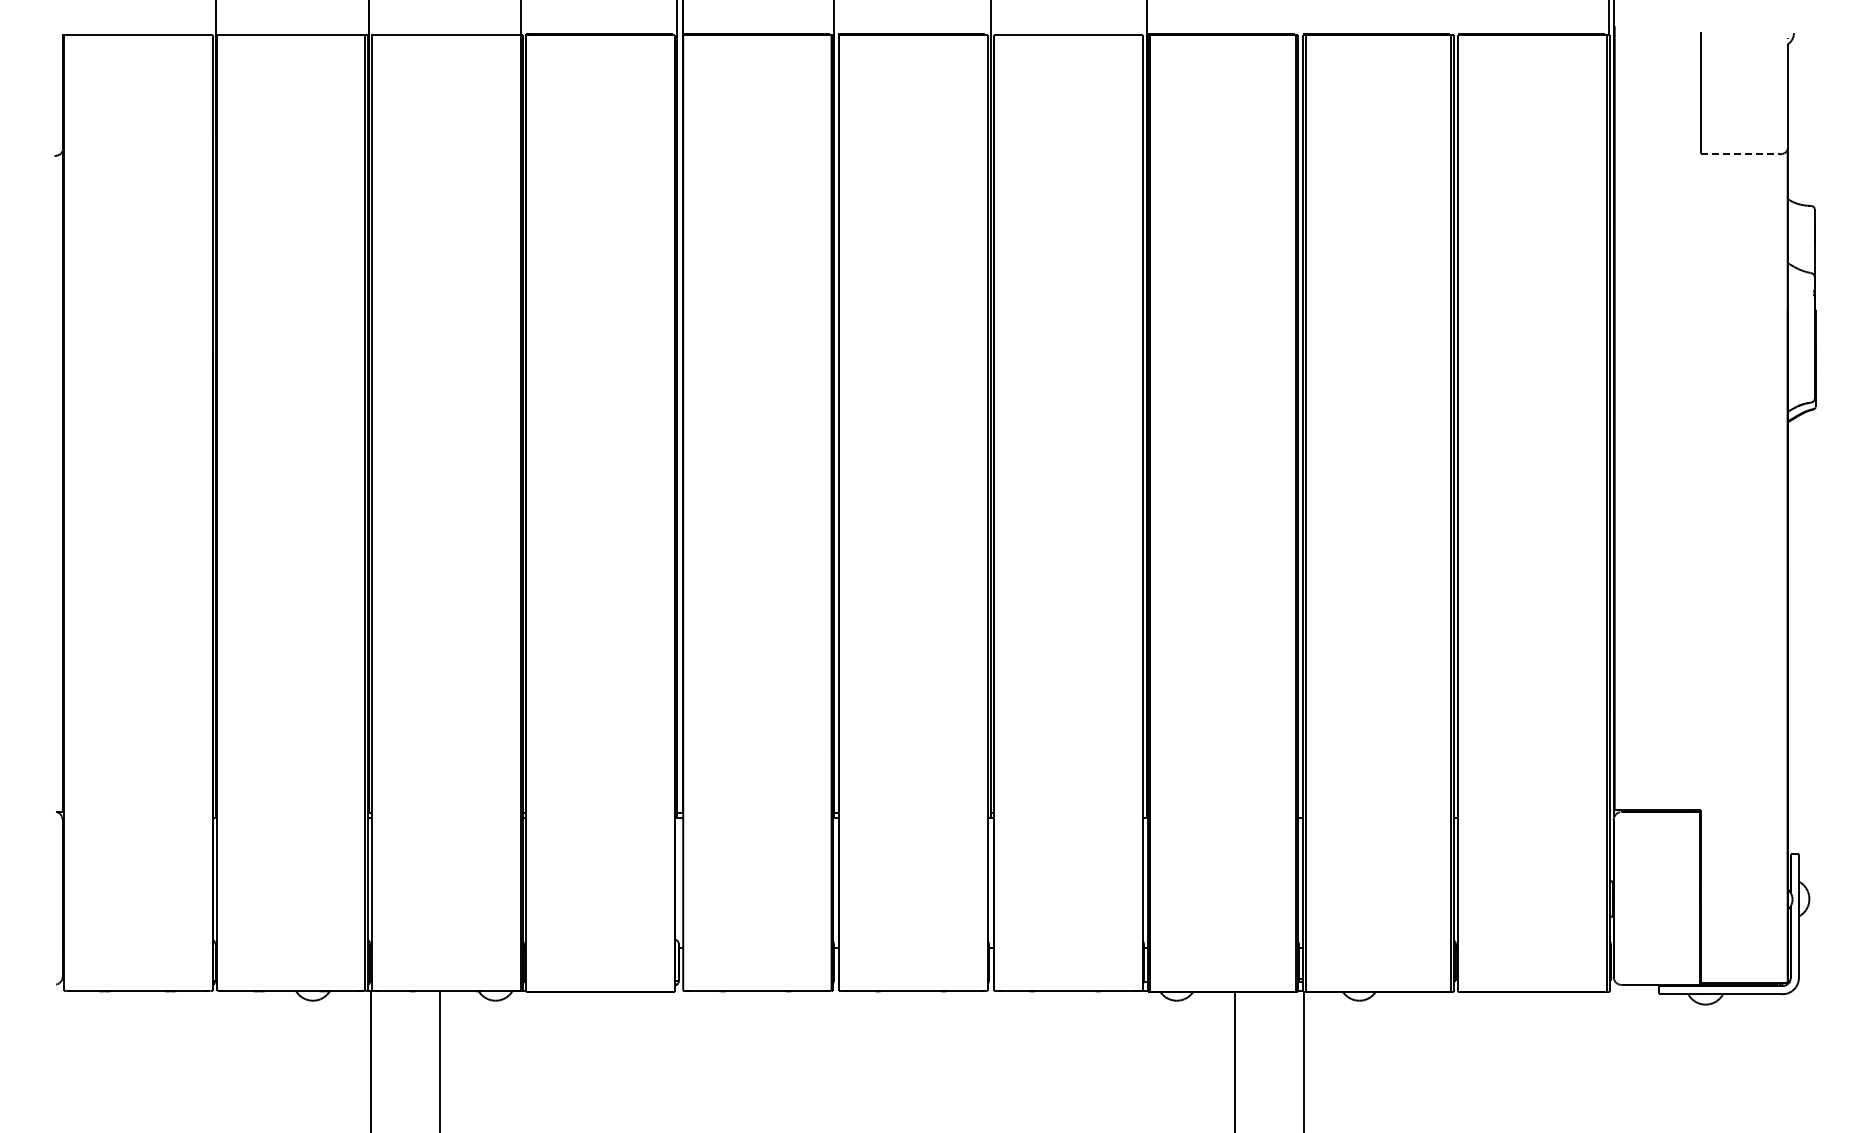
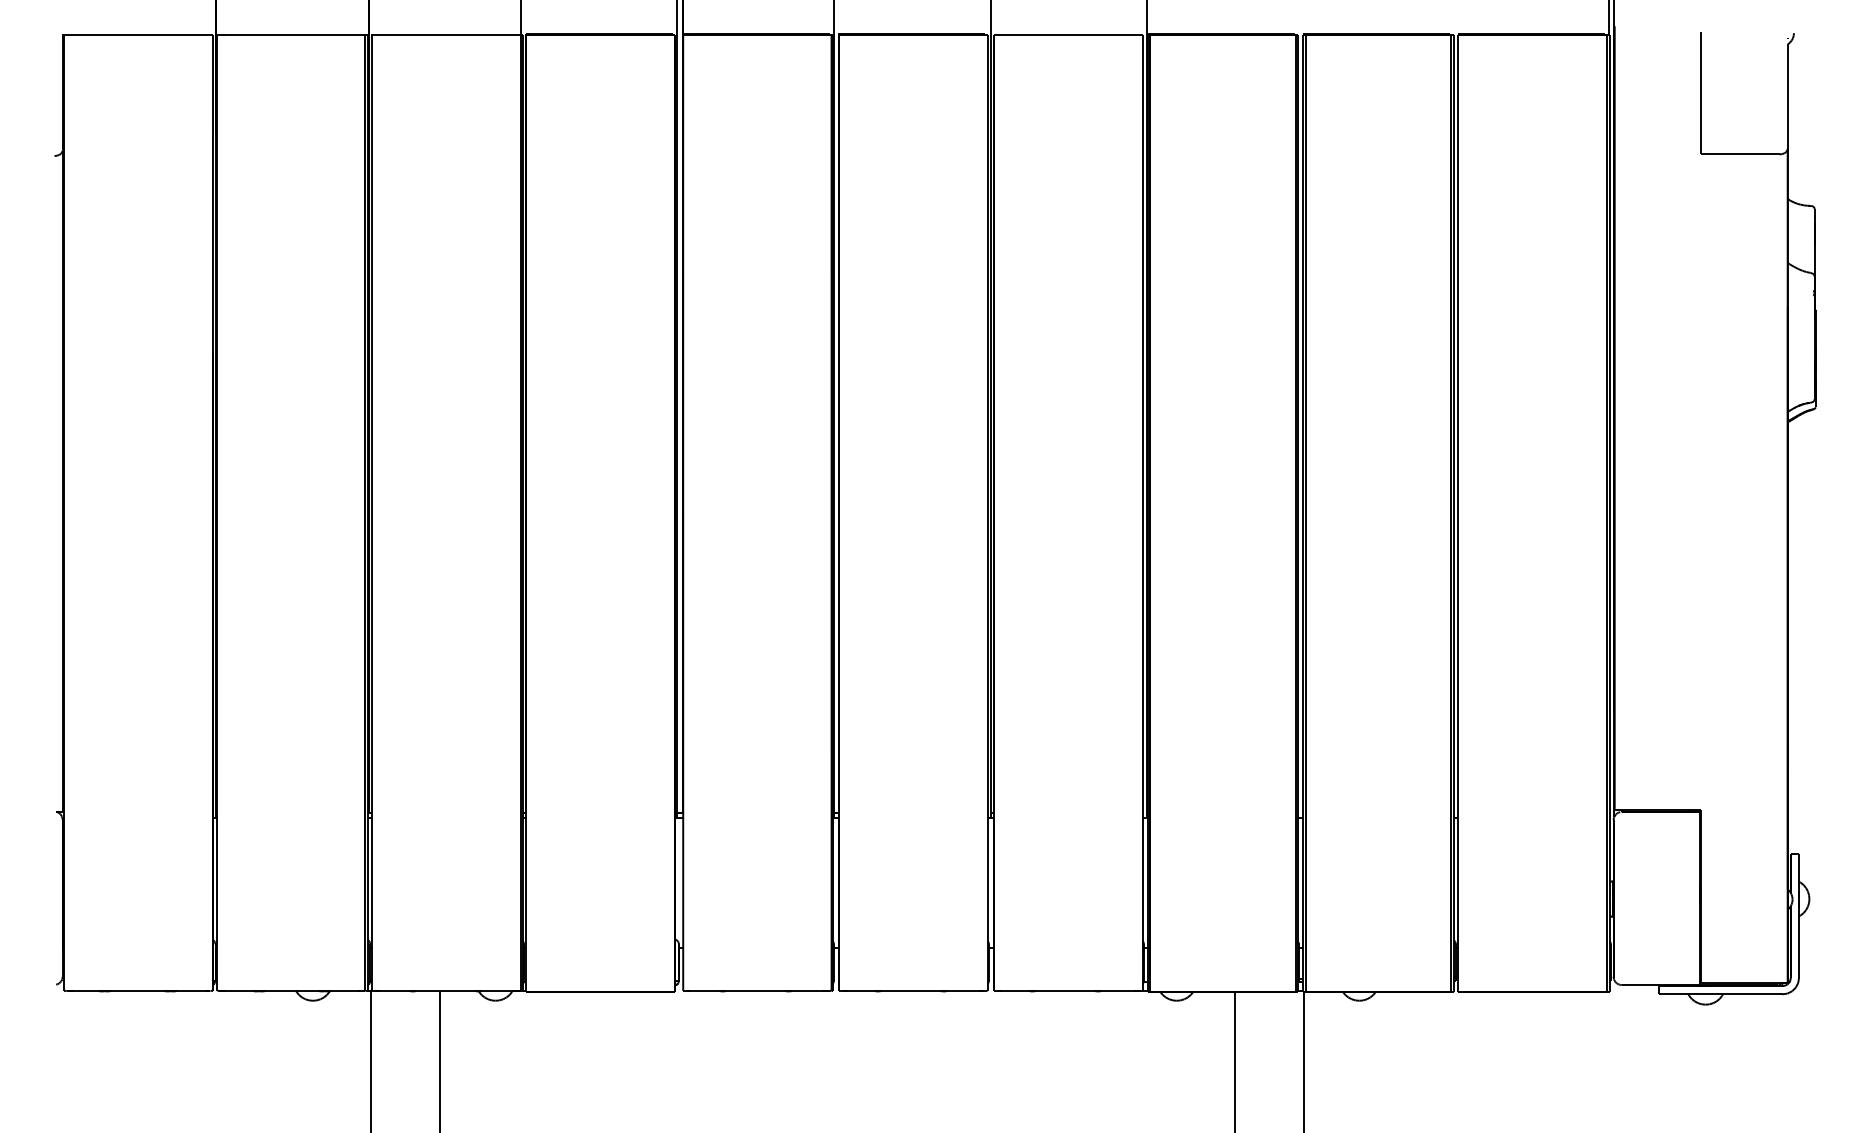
line: dashed -> solid (1741, 154)
